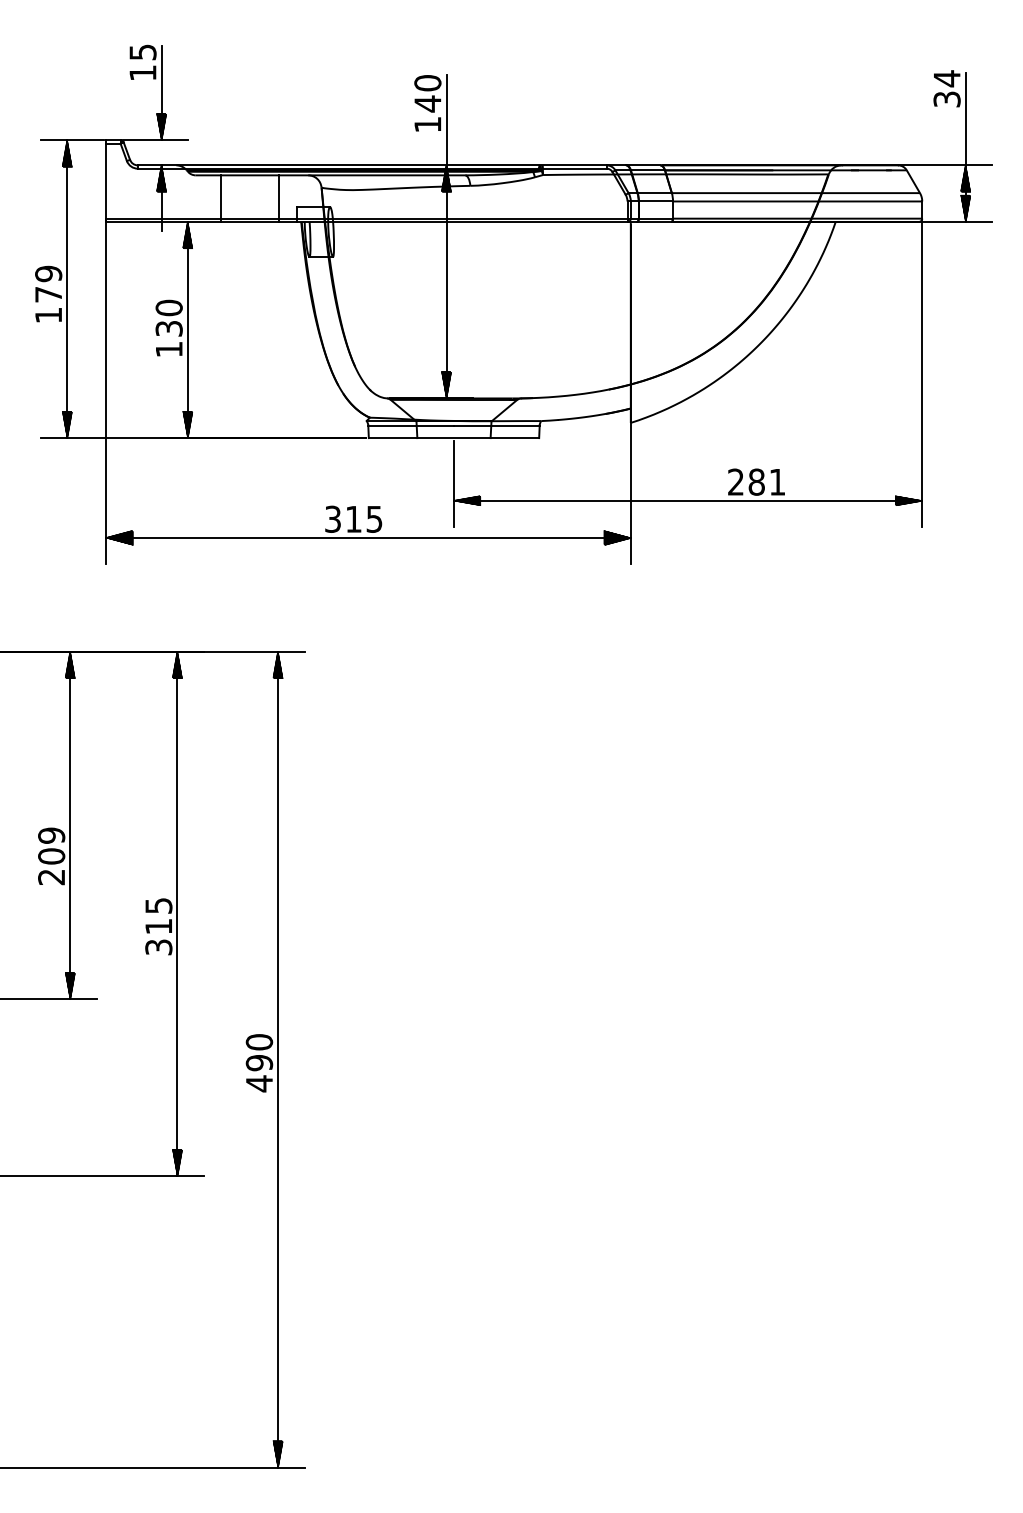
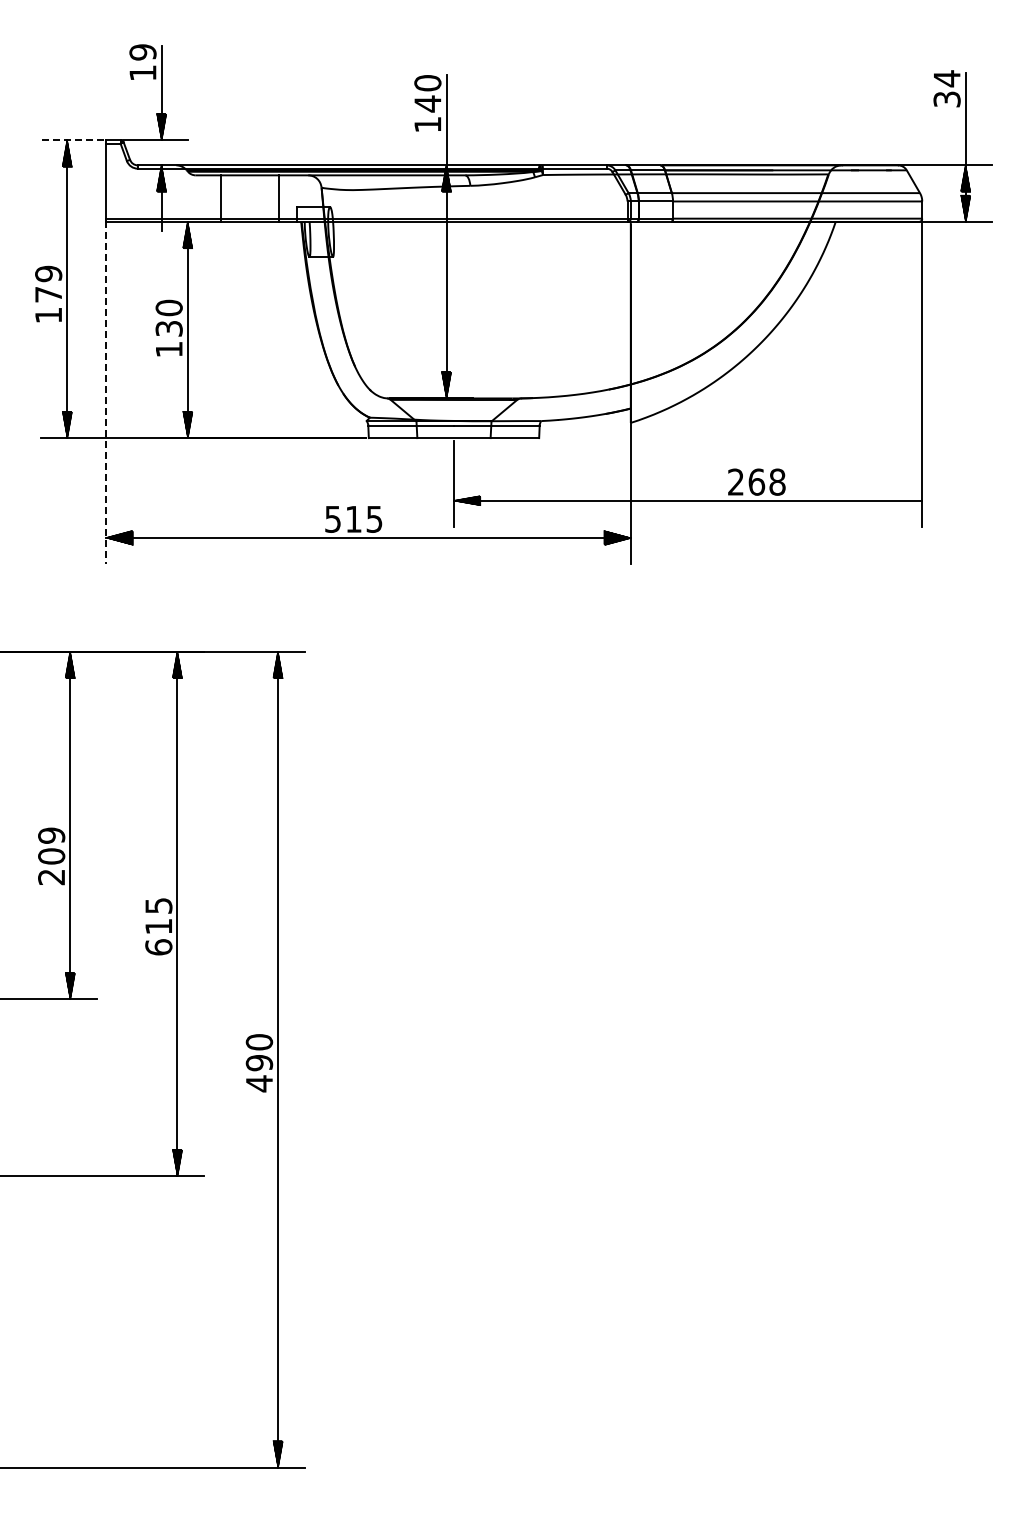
text: 15 -> 19 (142, 52)
line: solid -> dashed (71, 140)
line: solid -> dashed (106, 392)
text: 281 -> 268 (766, 481)
hatch: present -> none (908, 500)
text: 315 -> 515 (333, 518)
text: 315 -> 615 (158, 947)
